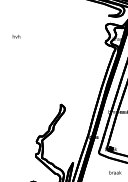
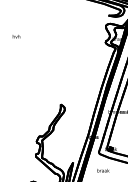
text position: (115, 172) -> (103, 170) (103, 170)
